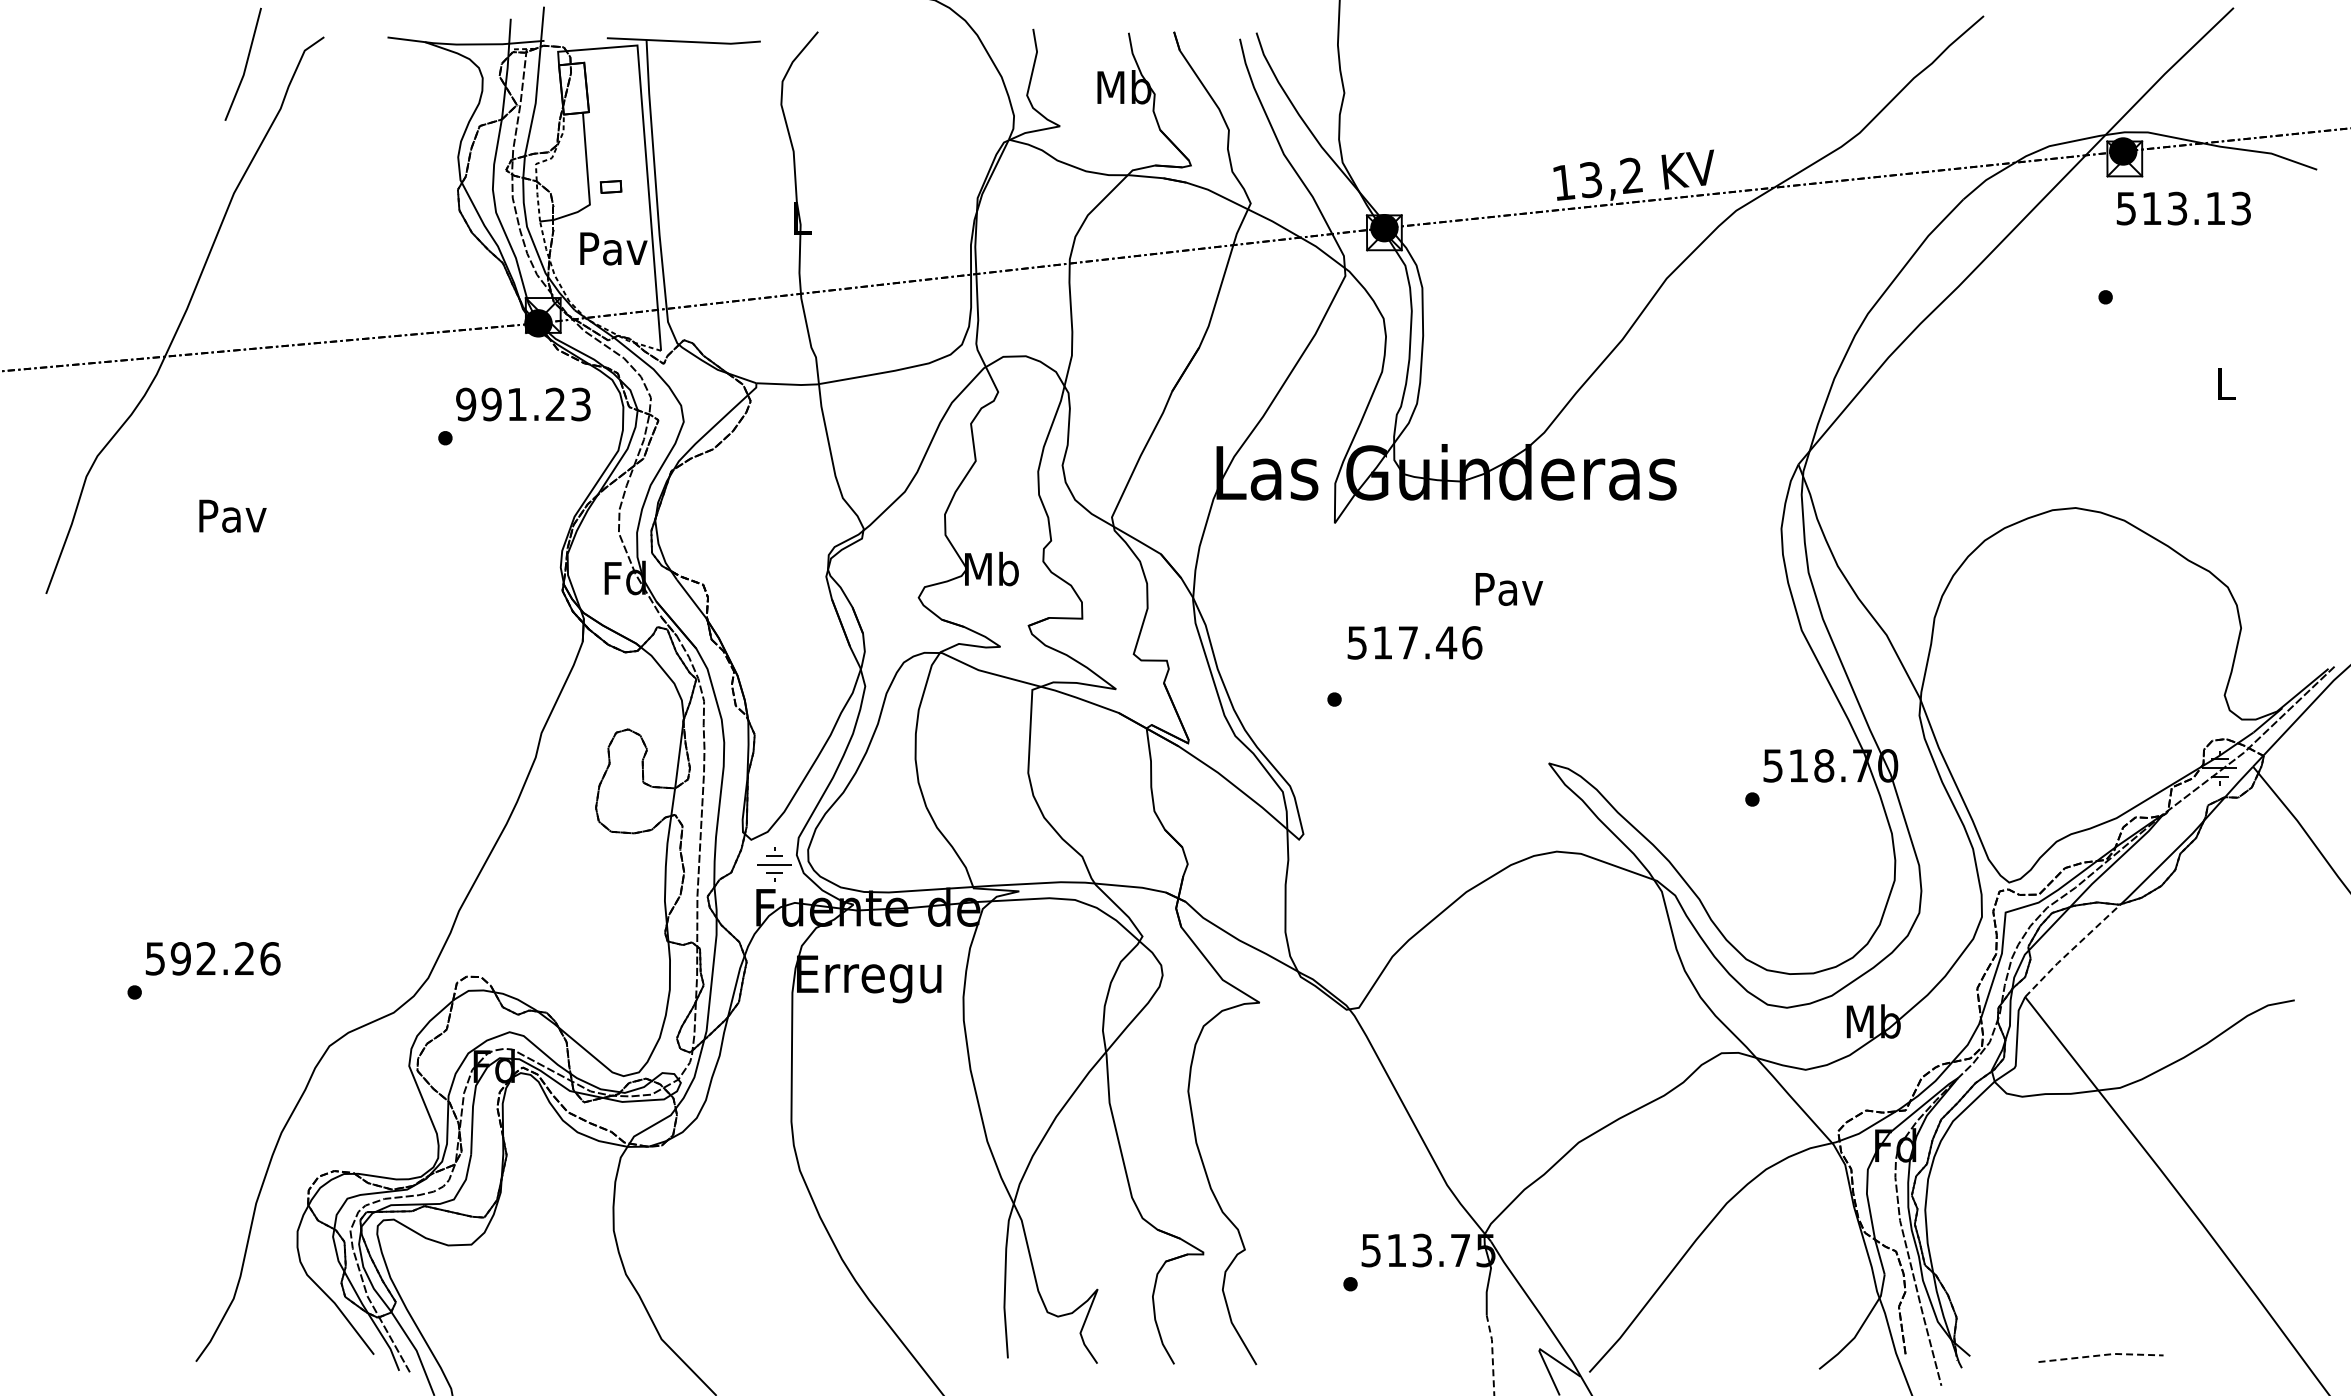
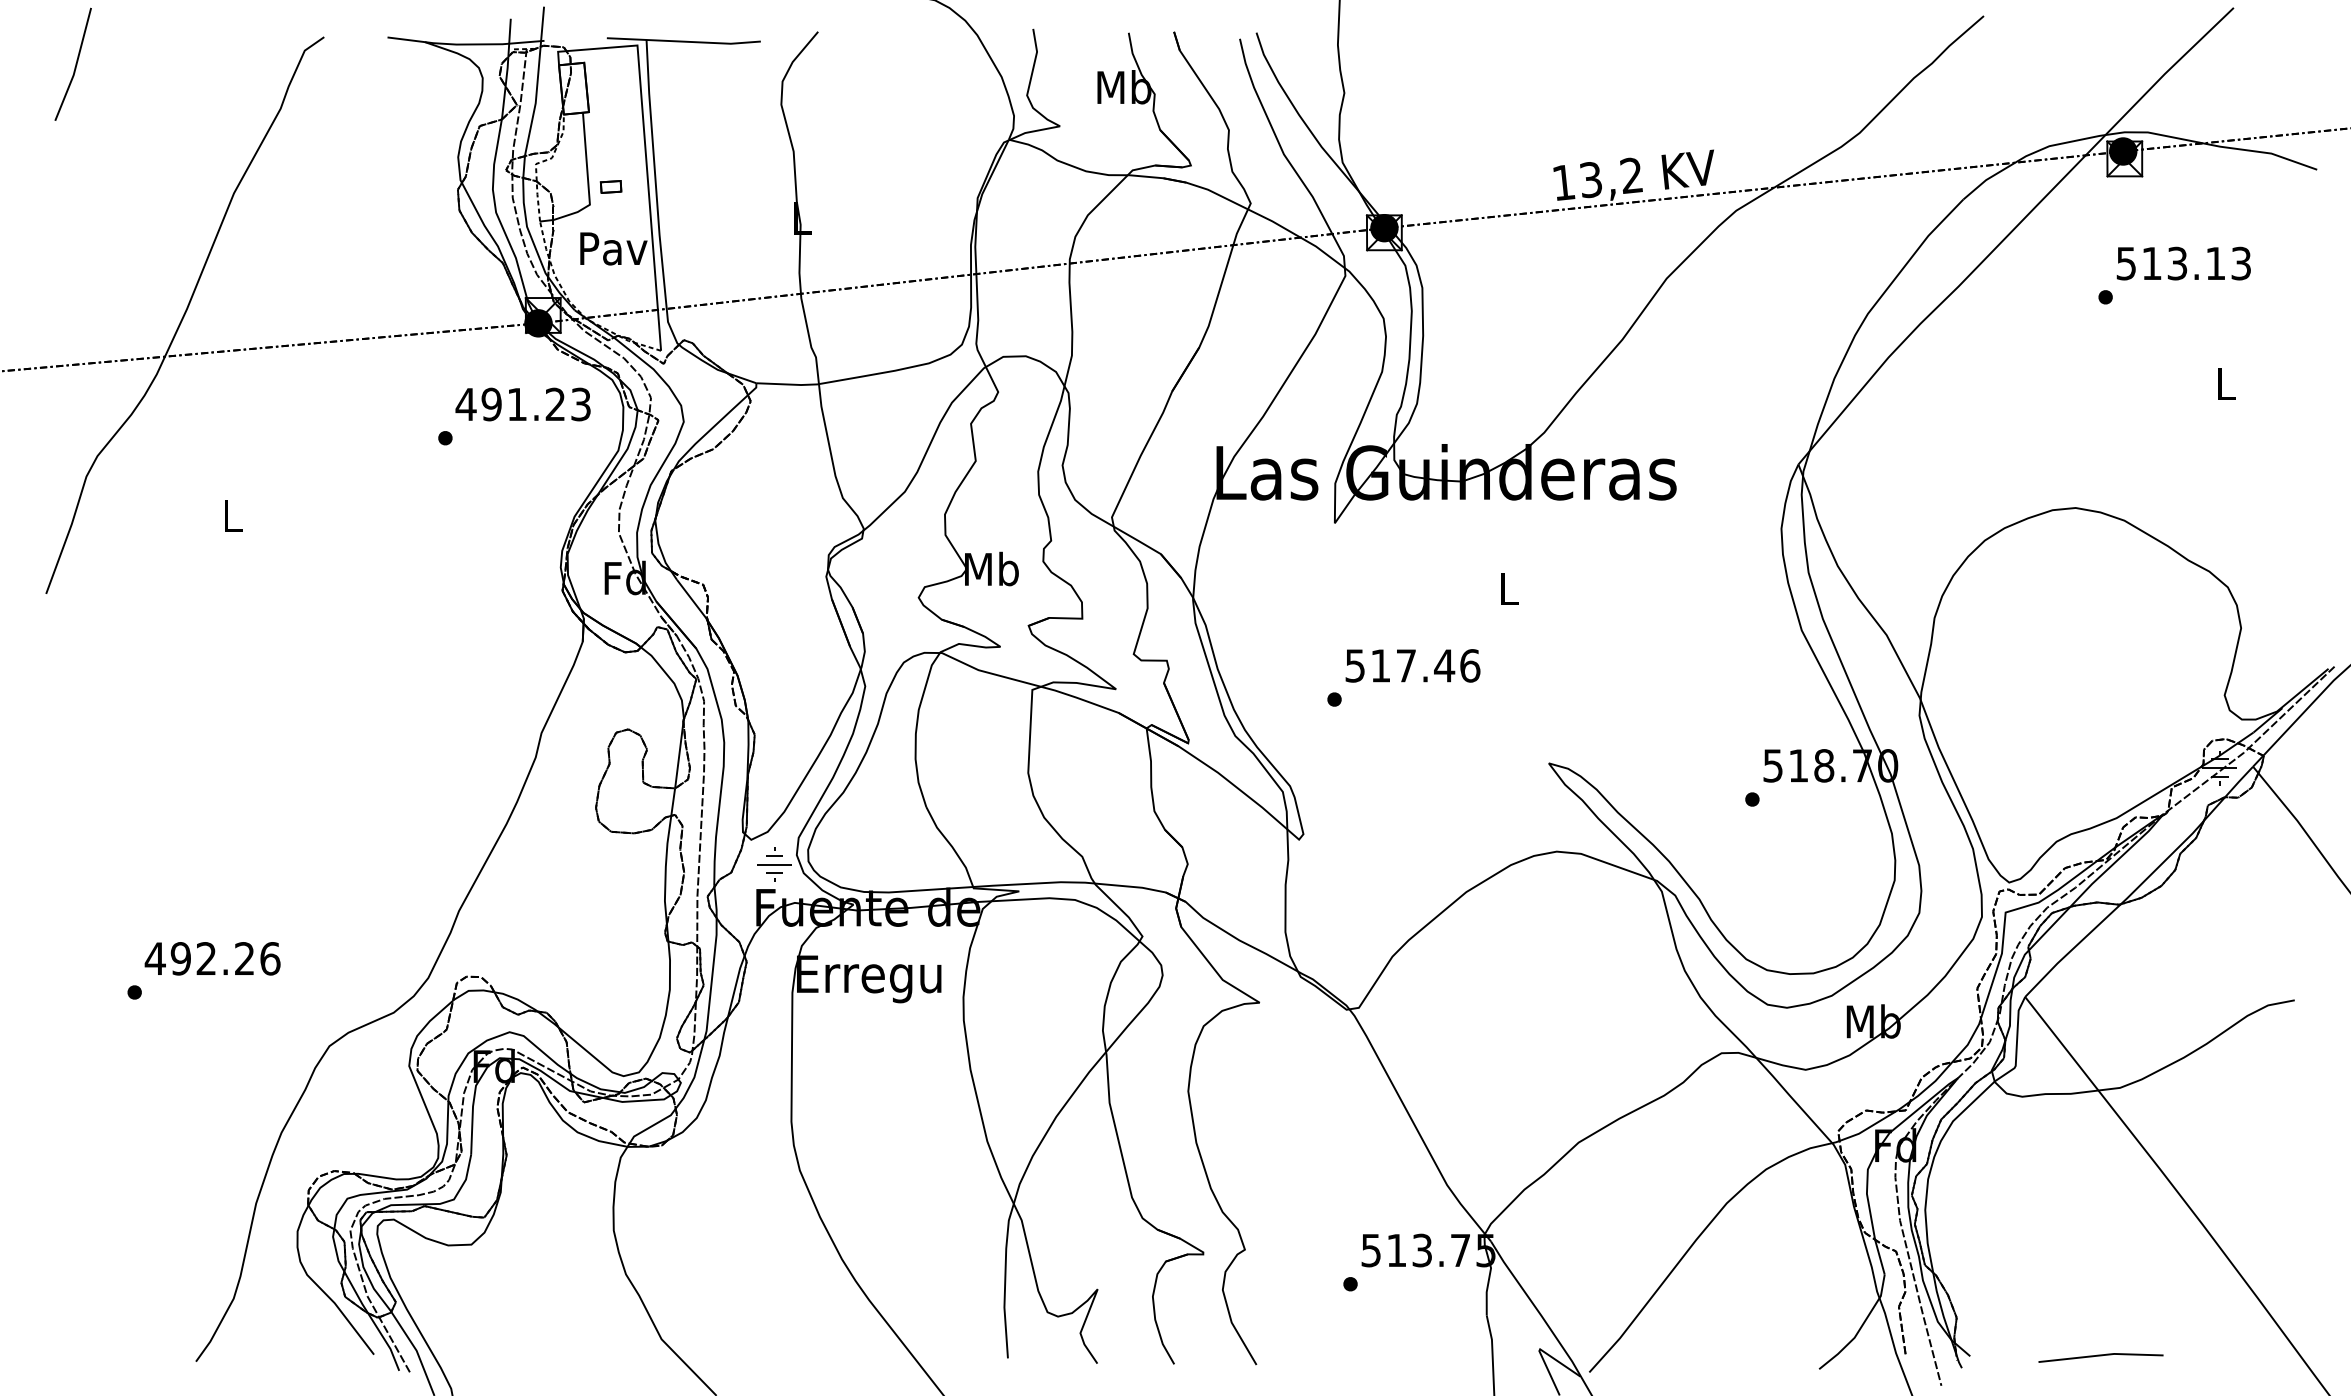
line position: (245, 63) -> (75, 63) (75, 63)
text position: (2183, 208) -> (2183, 263) (2183, 263)
text: 991.23 -> 491.23 (465, 404)
text: Pav -> L (232, 515)
text: Pav -> L (1509, 589)
text position: (1414, 642) -> (1412, 665) (1412, 665)
line: dashed -> solid (2072, 949)
text: 592.26 -> 492.26 (154, 958)
line: dashed -> solid (1492, 1354)
line: dashed -> solid (2101, 1355)
